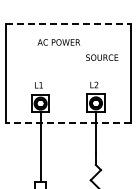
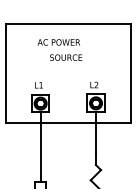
line: dashed -> solid (68, 23)
text position: (102, 57) -> (66, 57) (66, 57)
line: dashed -> solid (68, 123)
